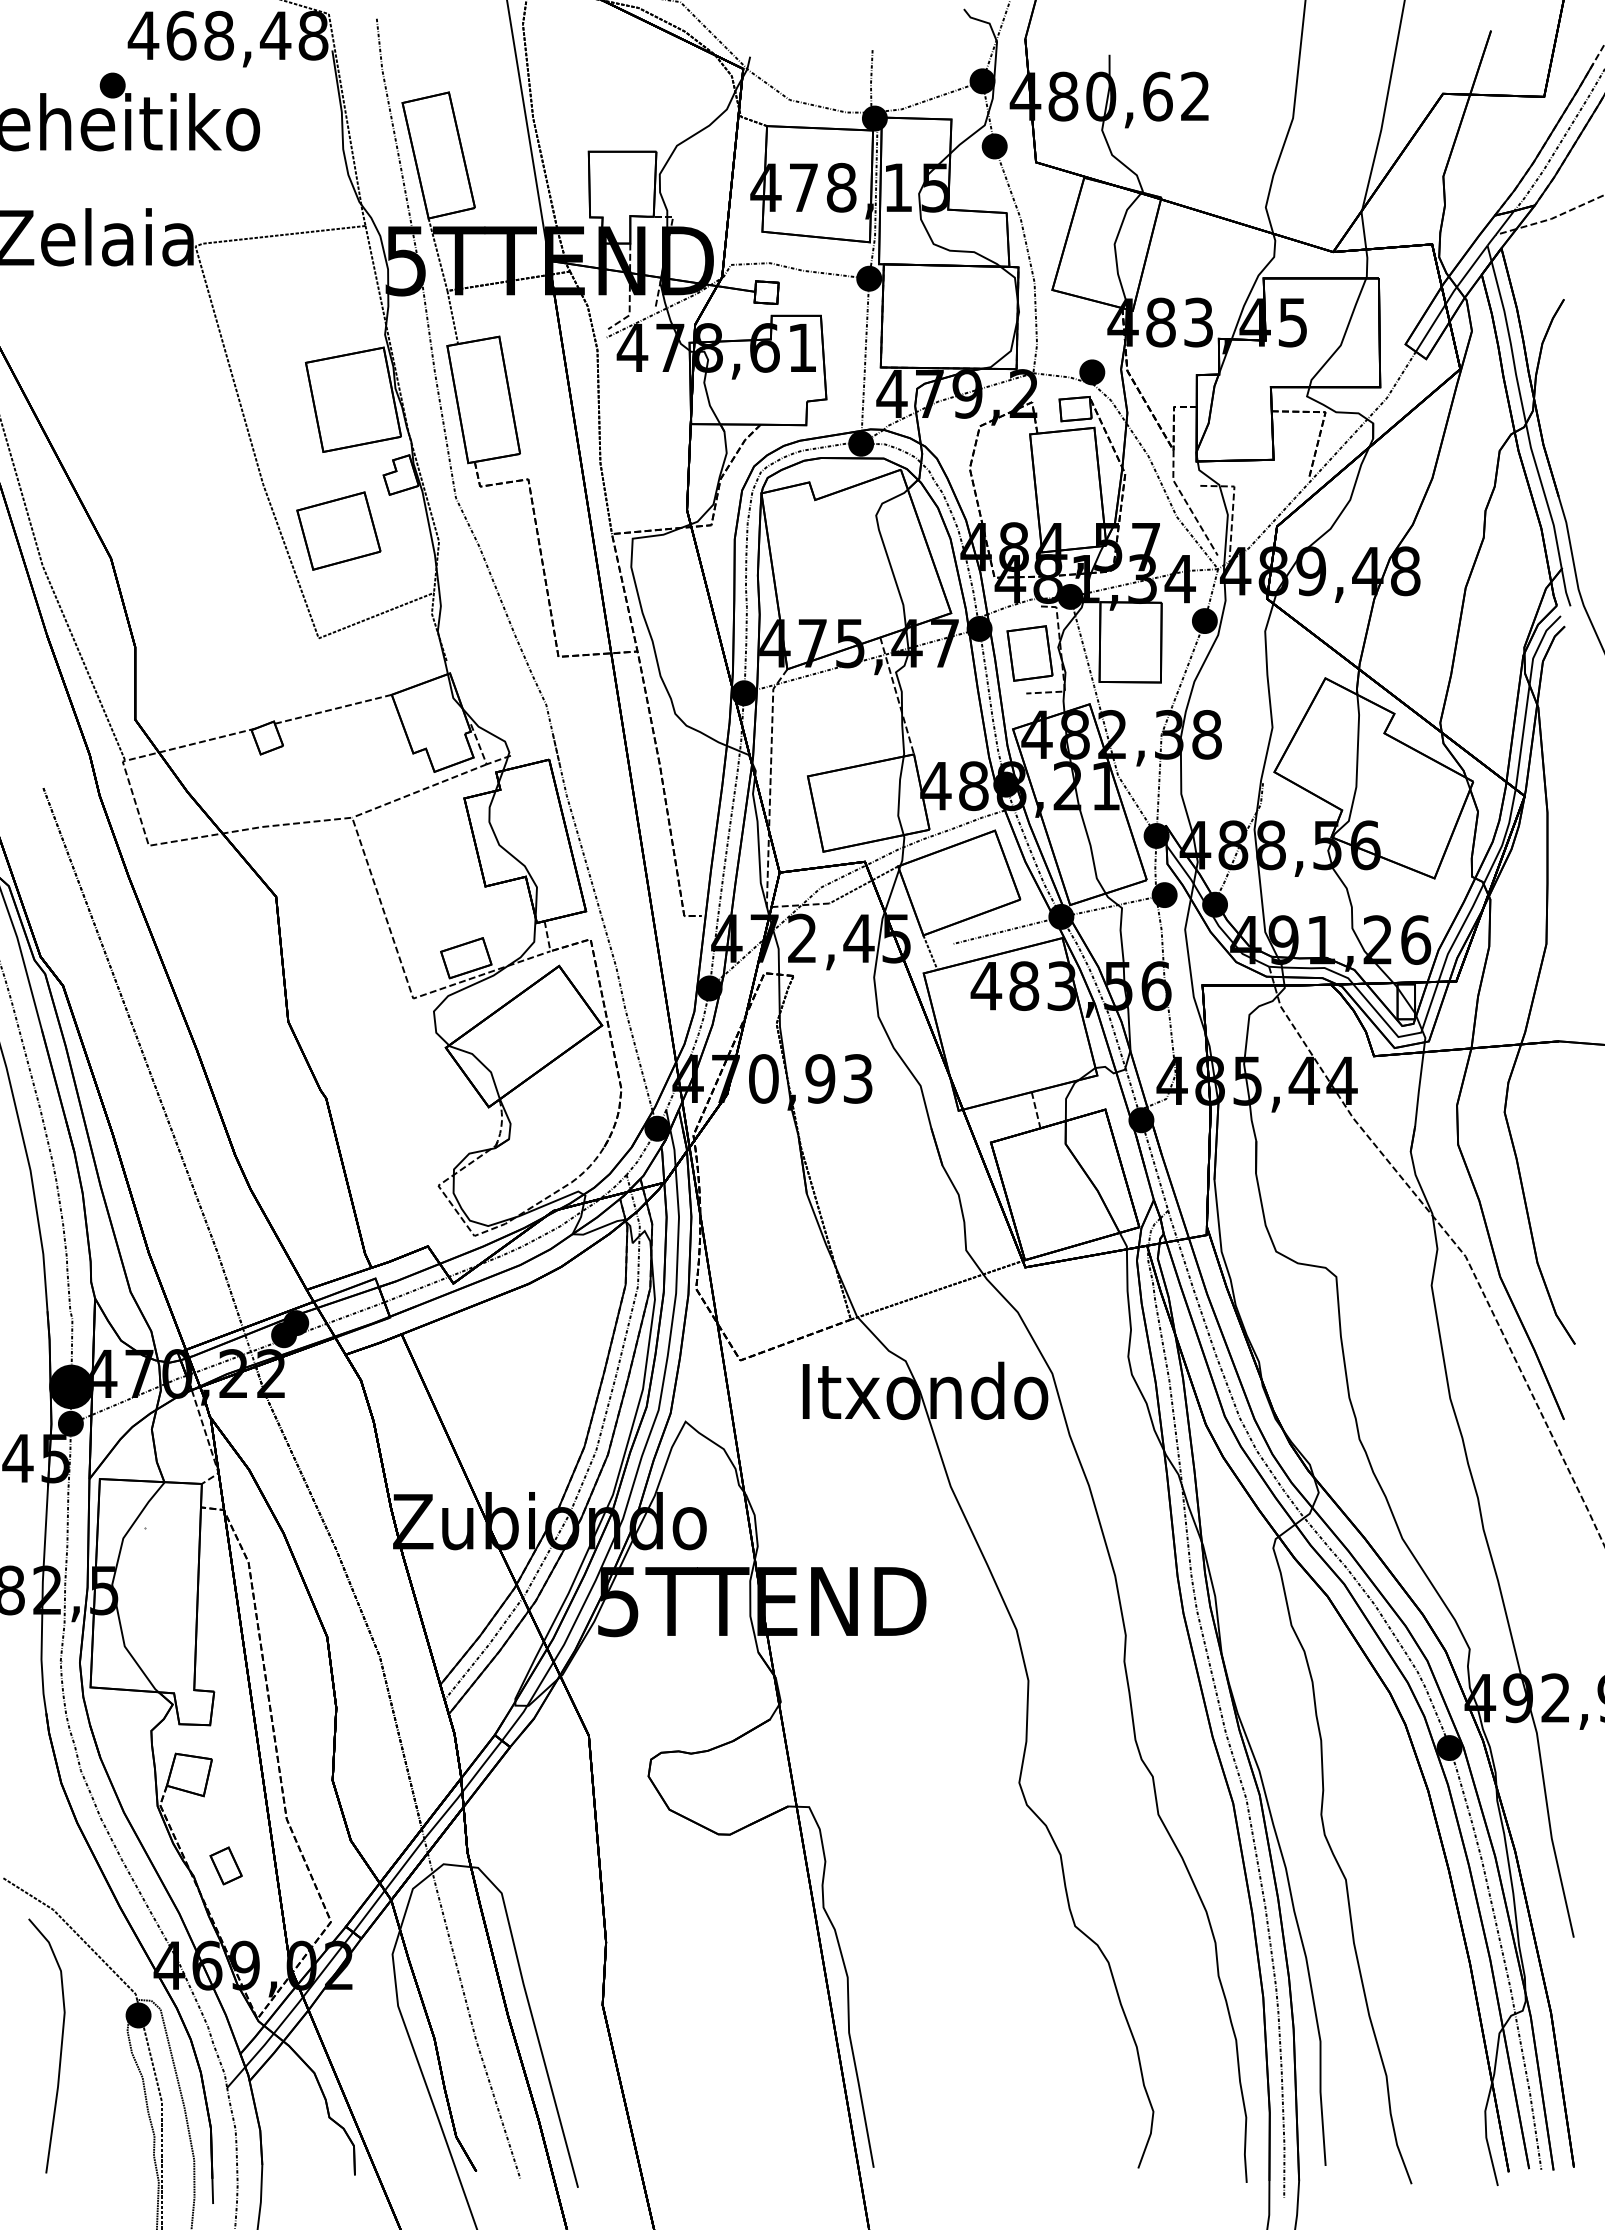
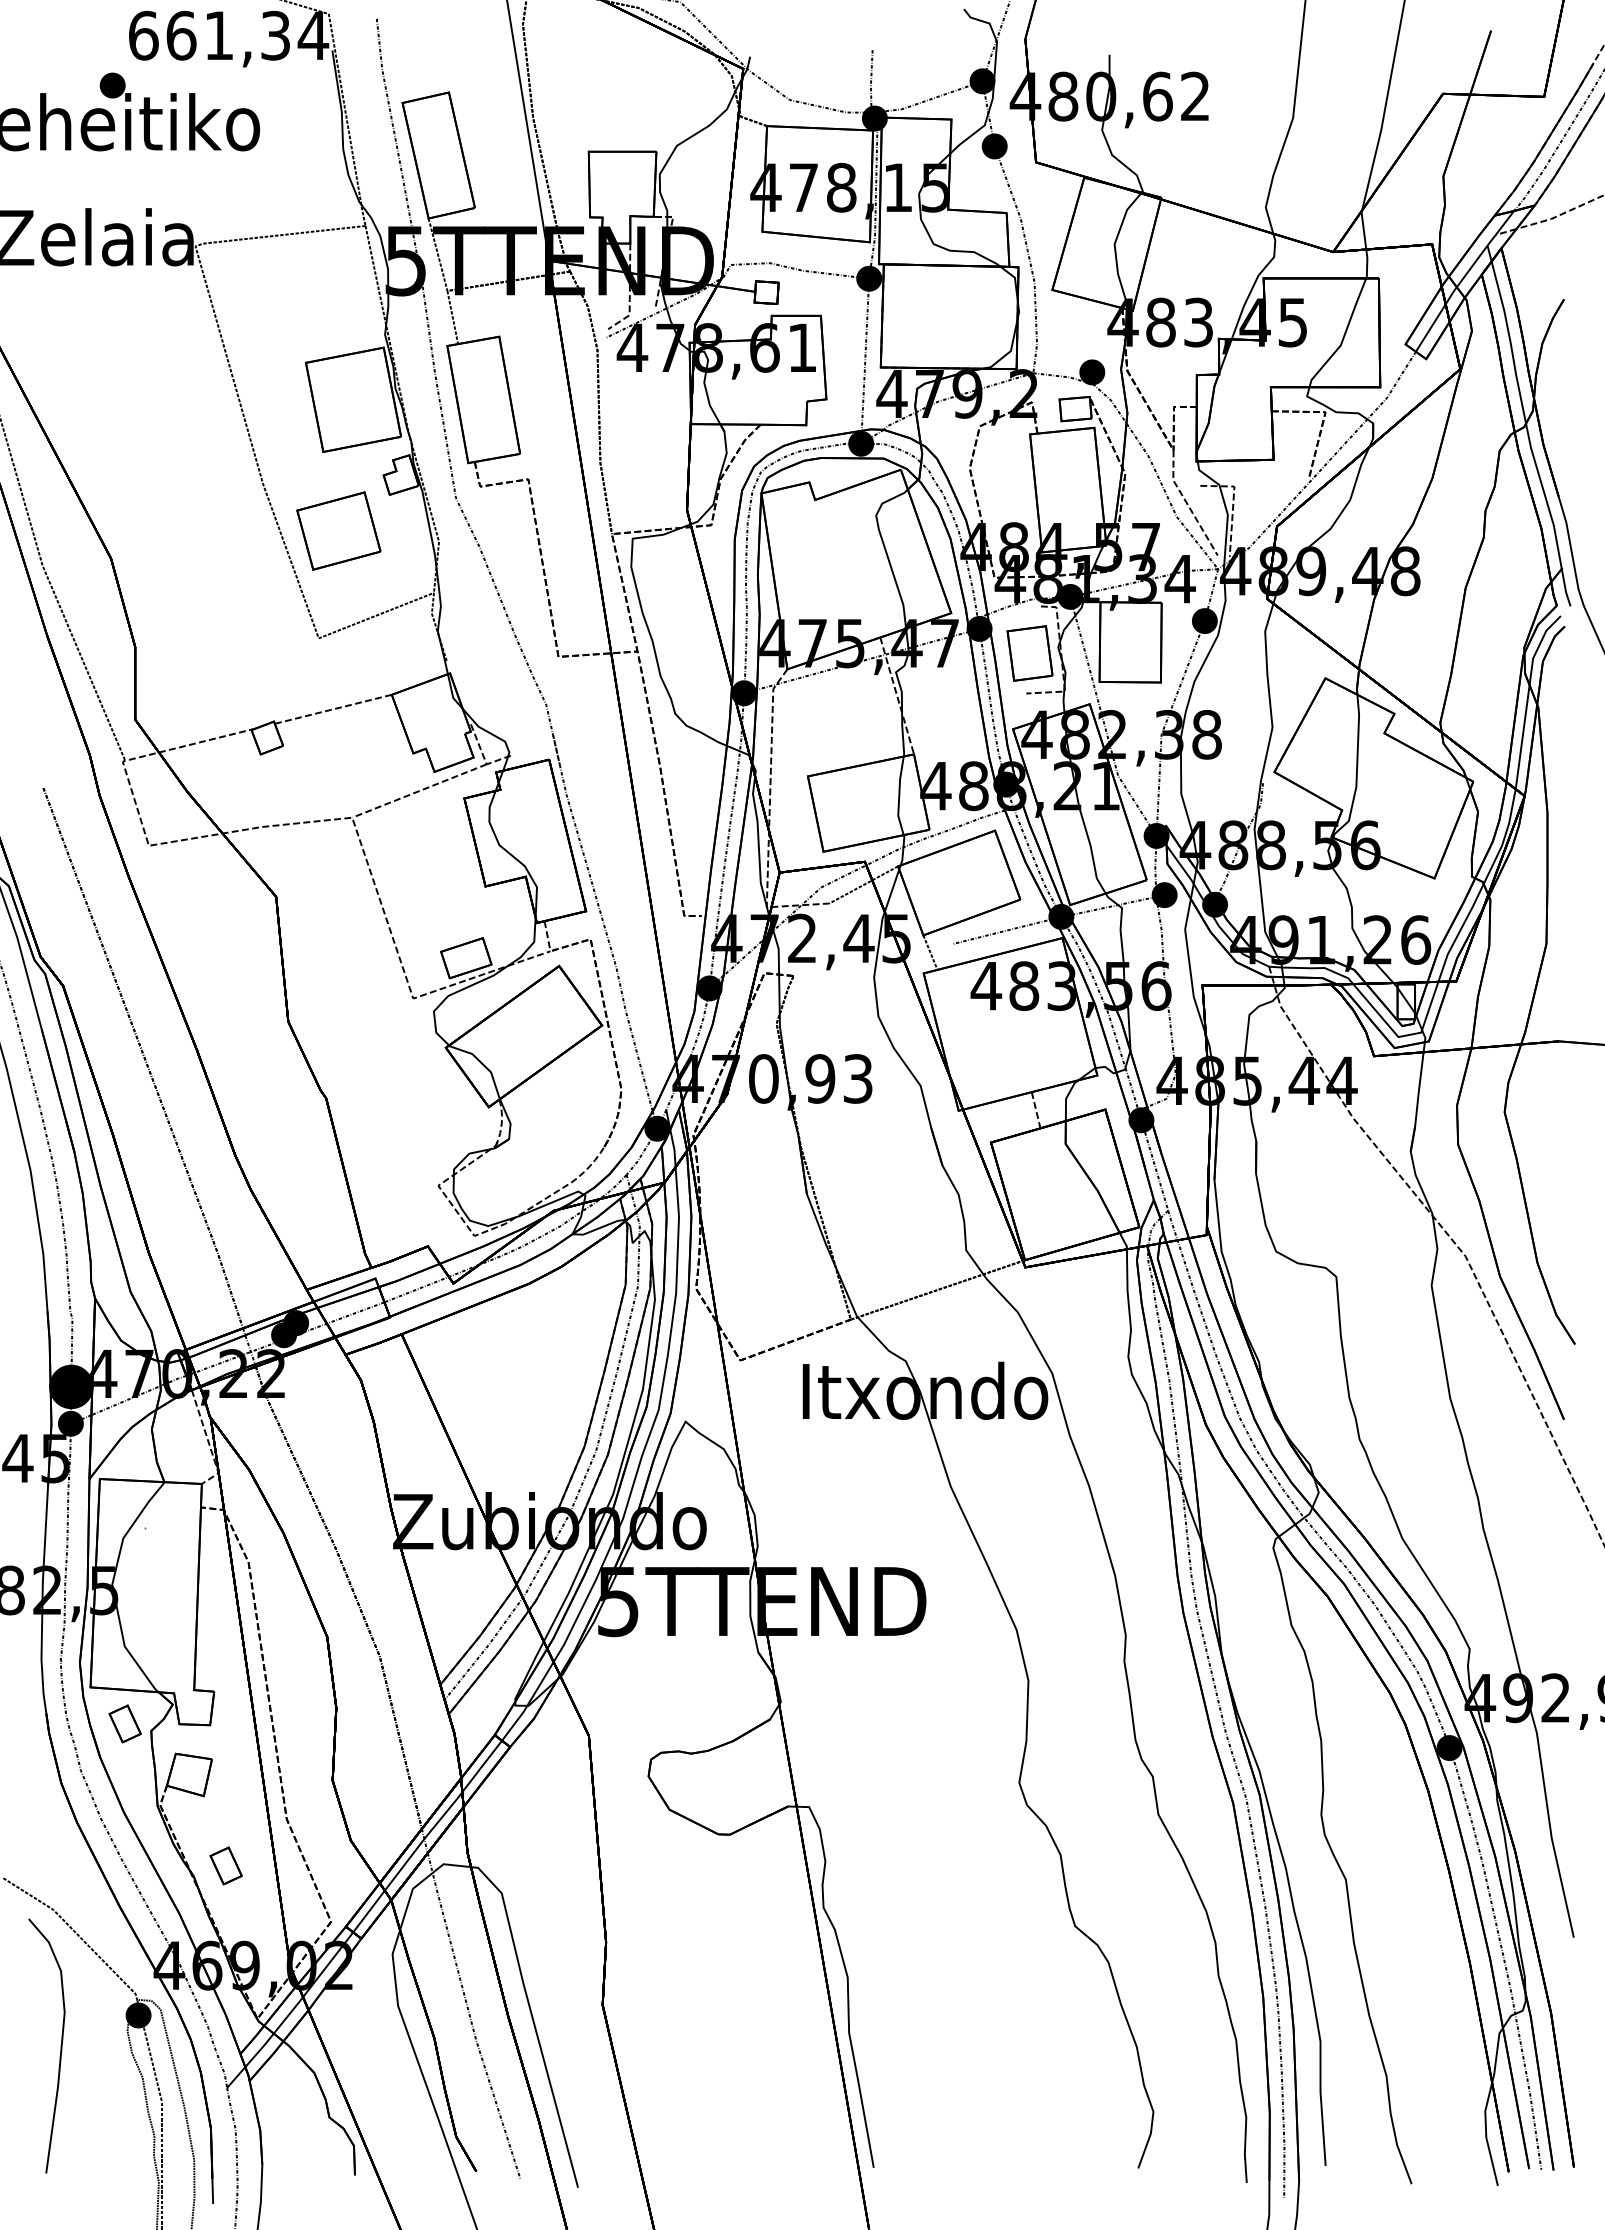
text: 468,48 -> 661,34 (228, 35)
part: none -> present (124, 1723)
